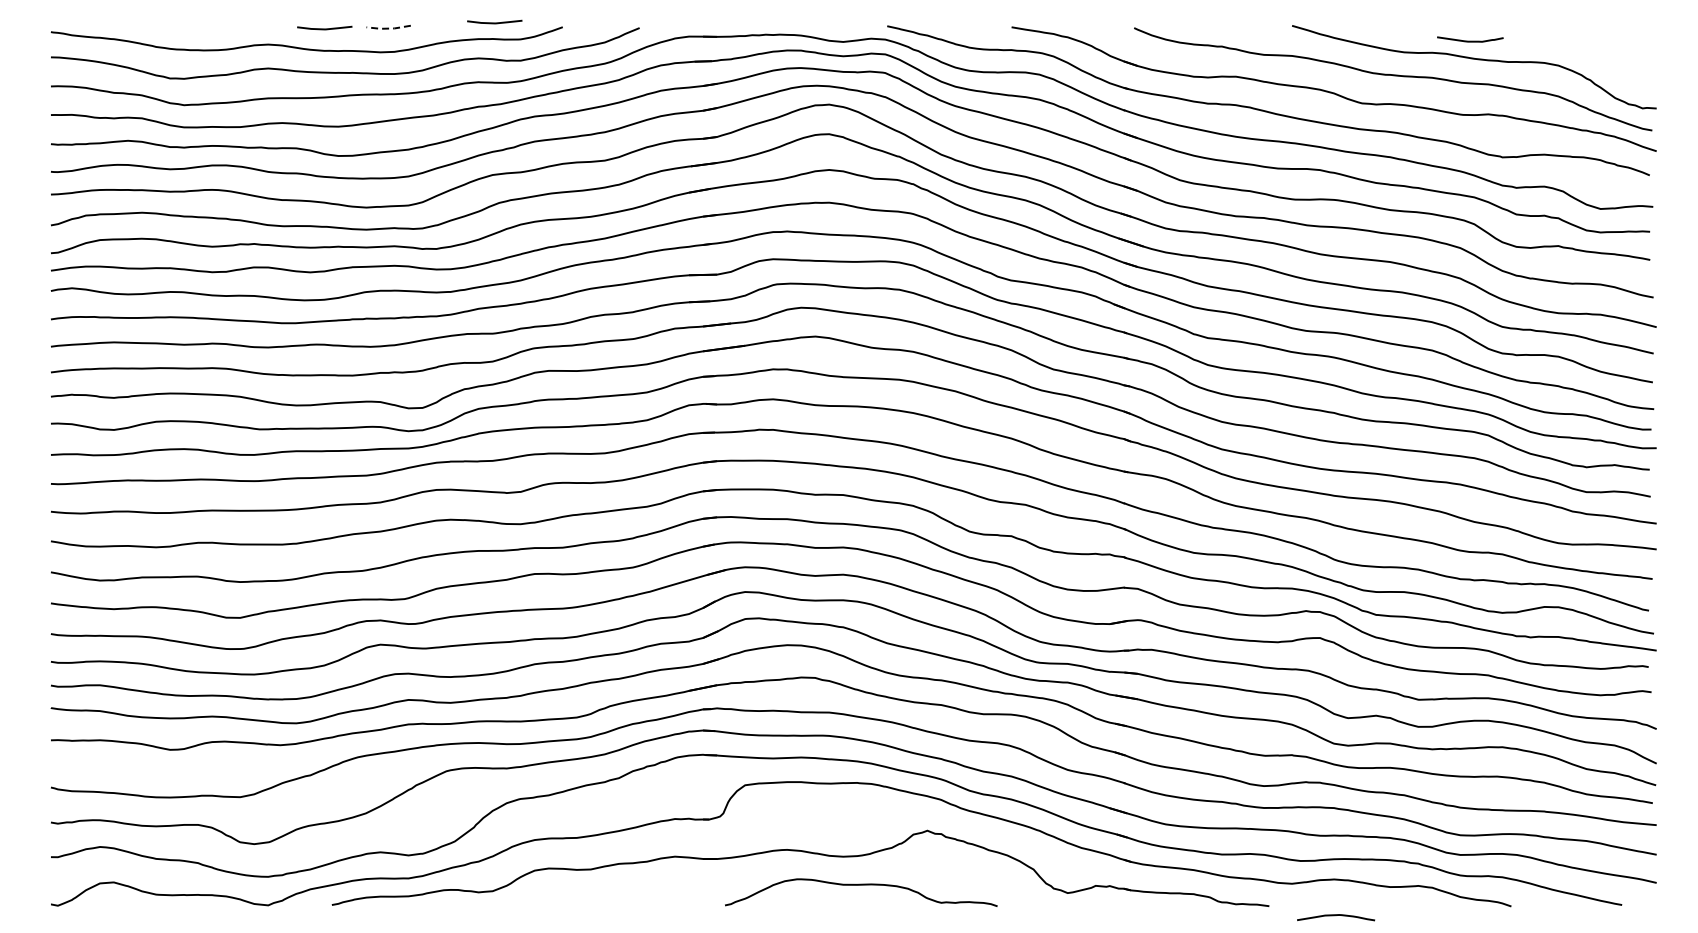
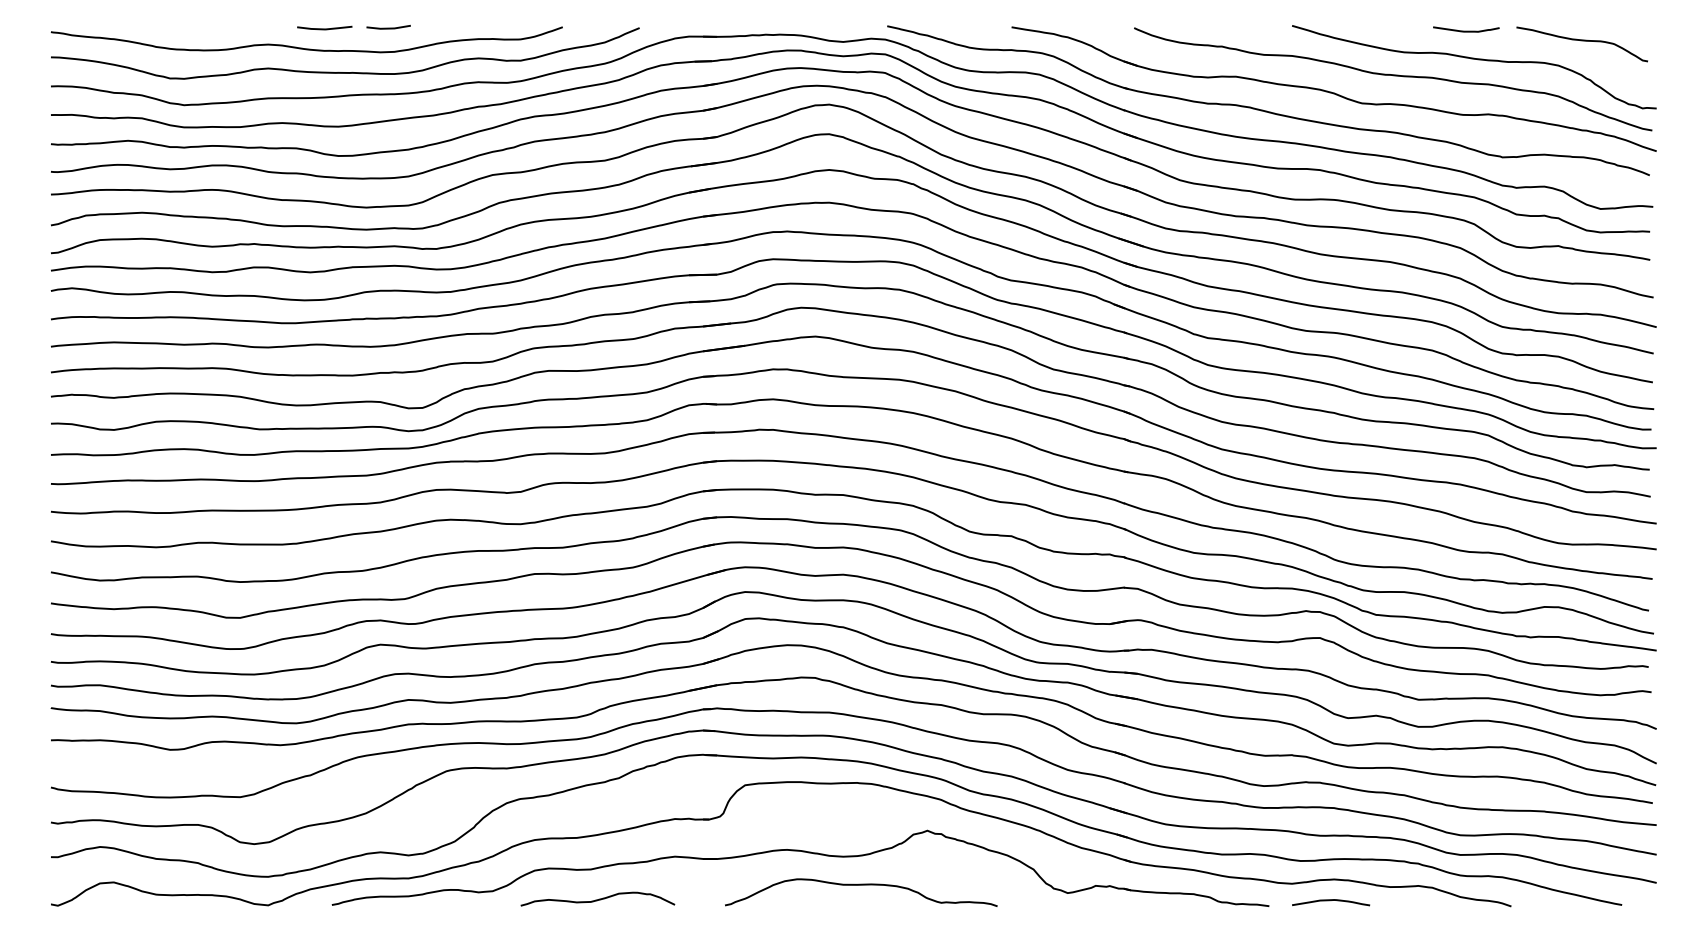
curve: present -> none (494, 22)
line: dashed -> solid (387, 28)
curve position: (1470, 40) -> (1466, 30) (1466, 30)
curve: none -> present (1581, 41)
curve: none -> present (597, 899)
curve position: (1335, 916) -> (1330, 901) (1330, 901)
